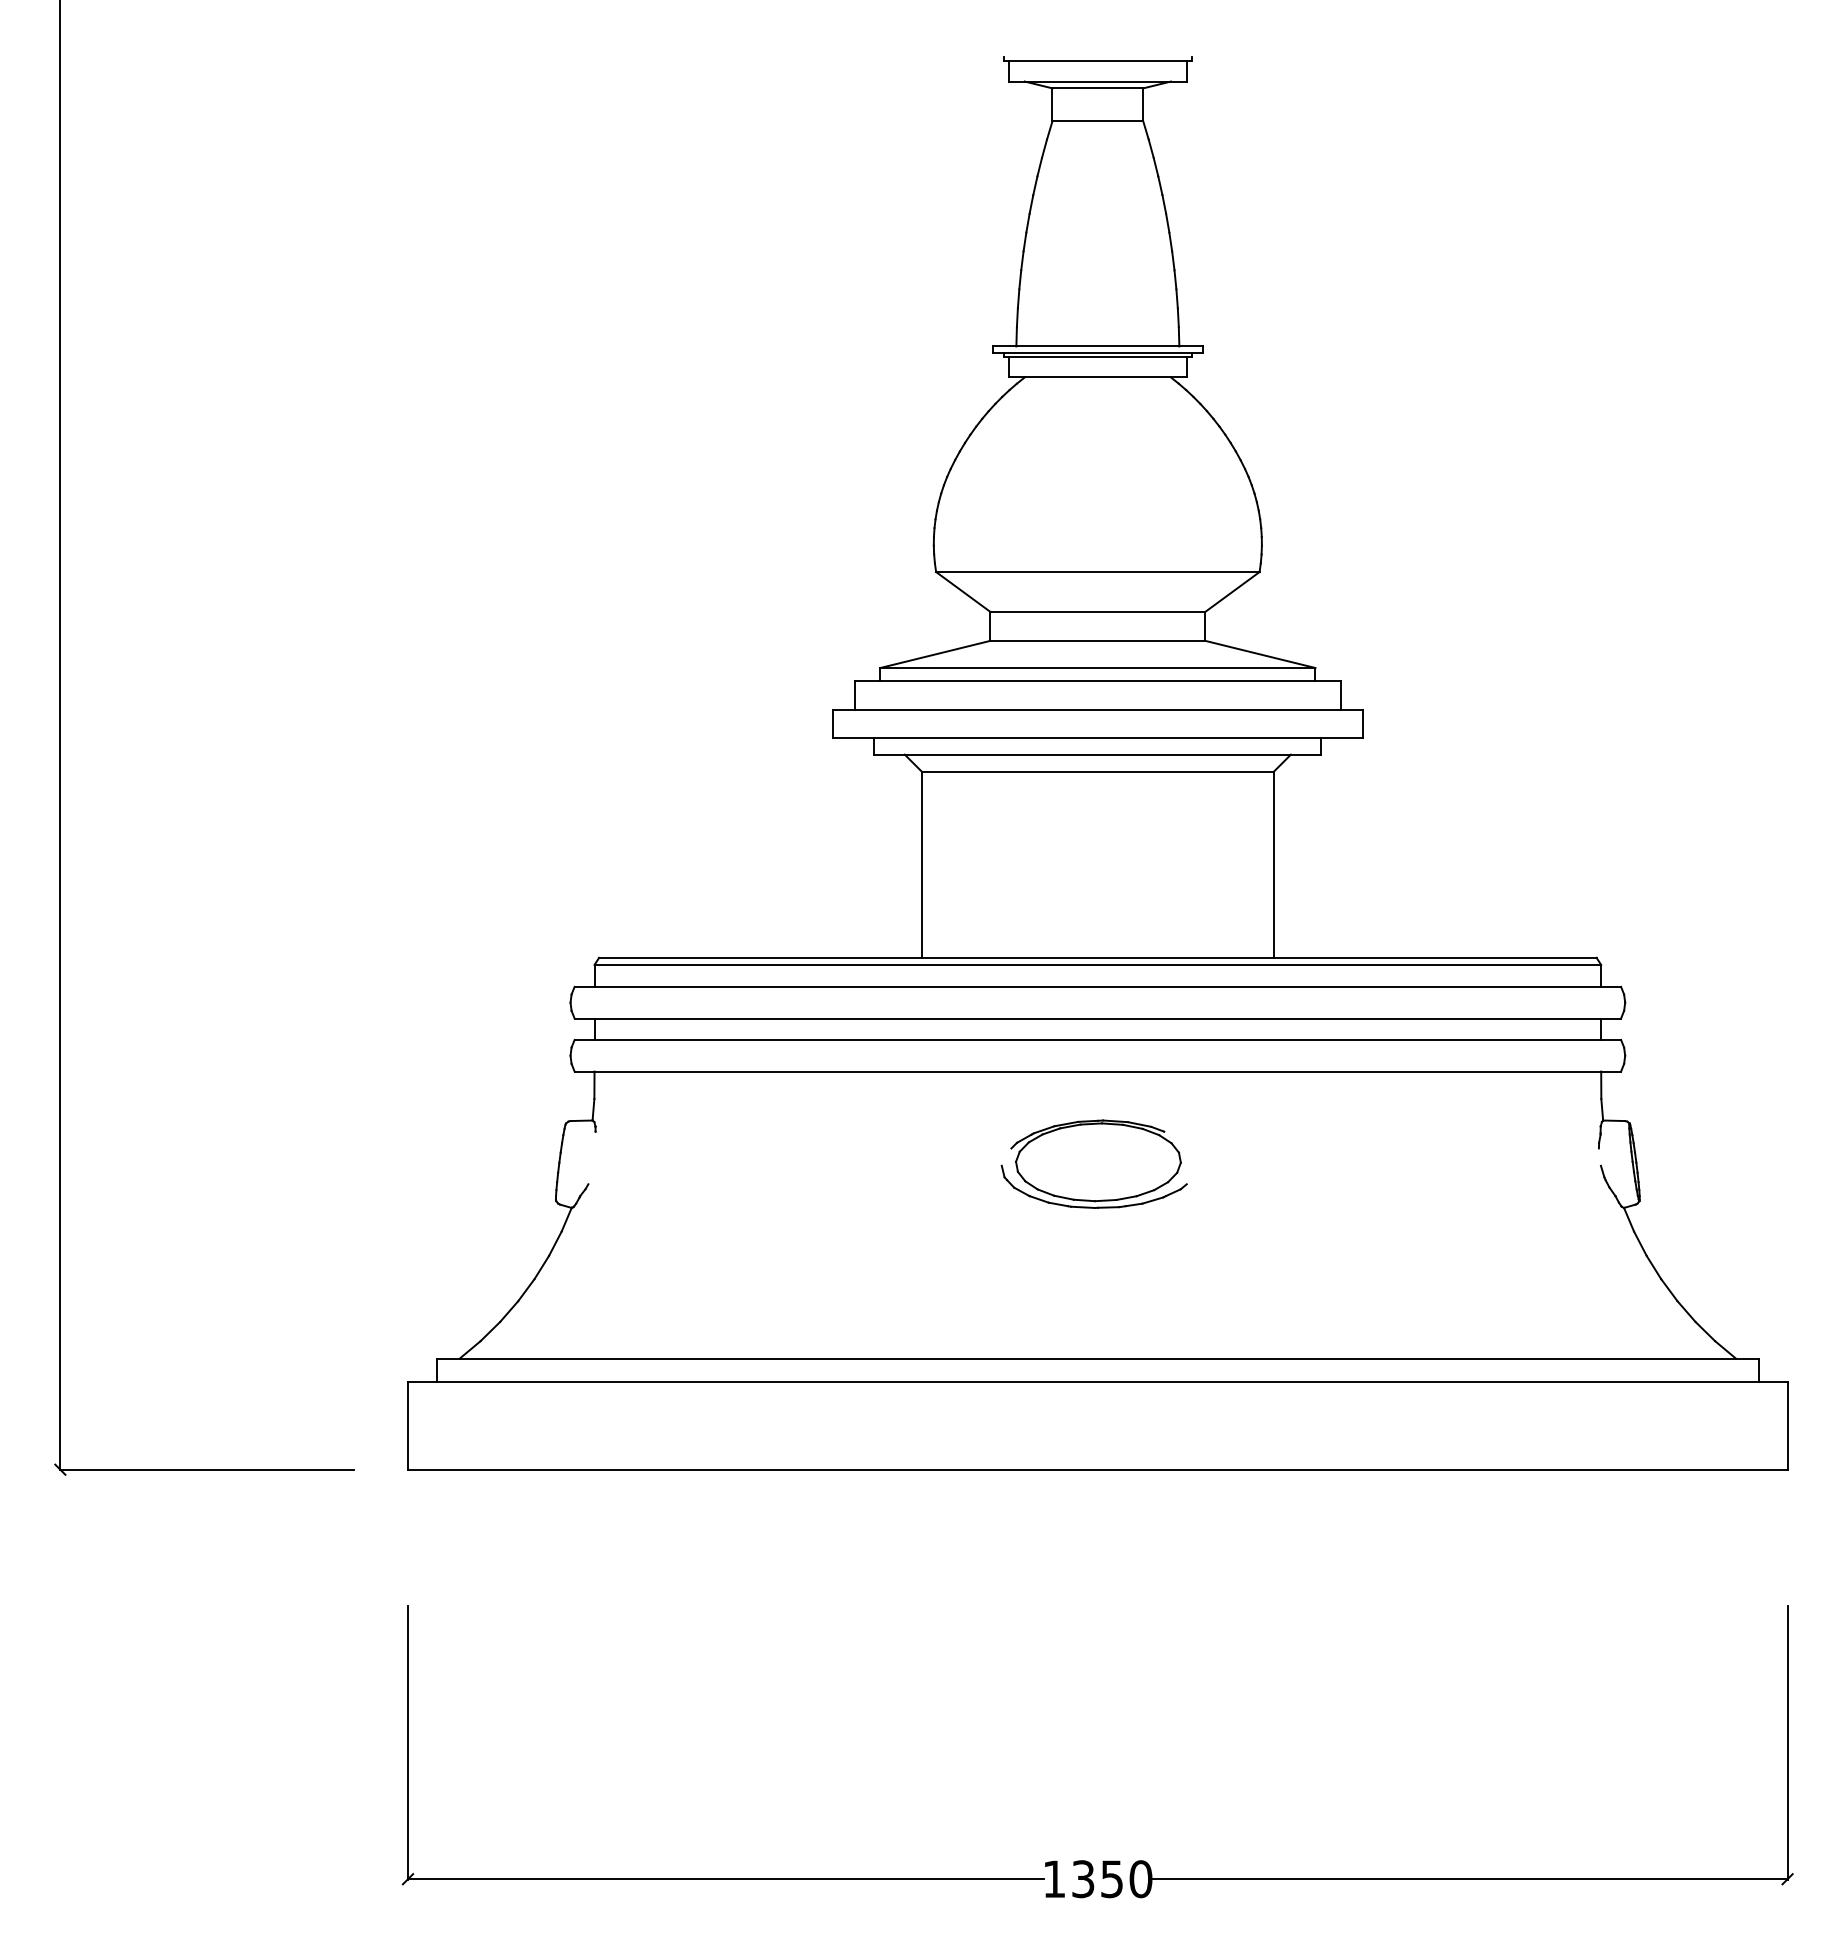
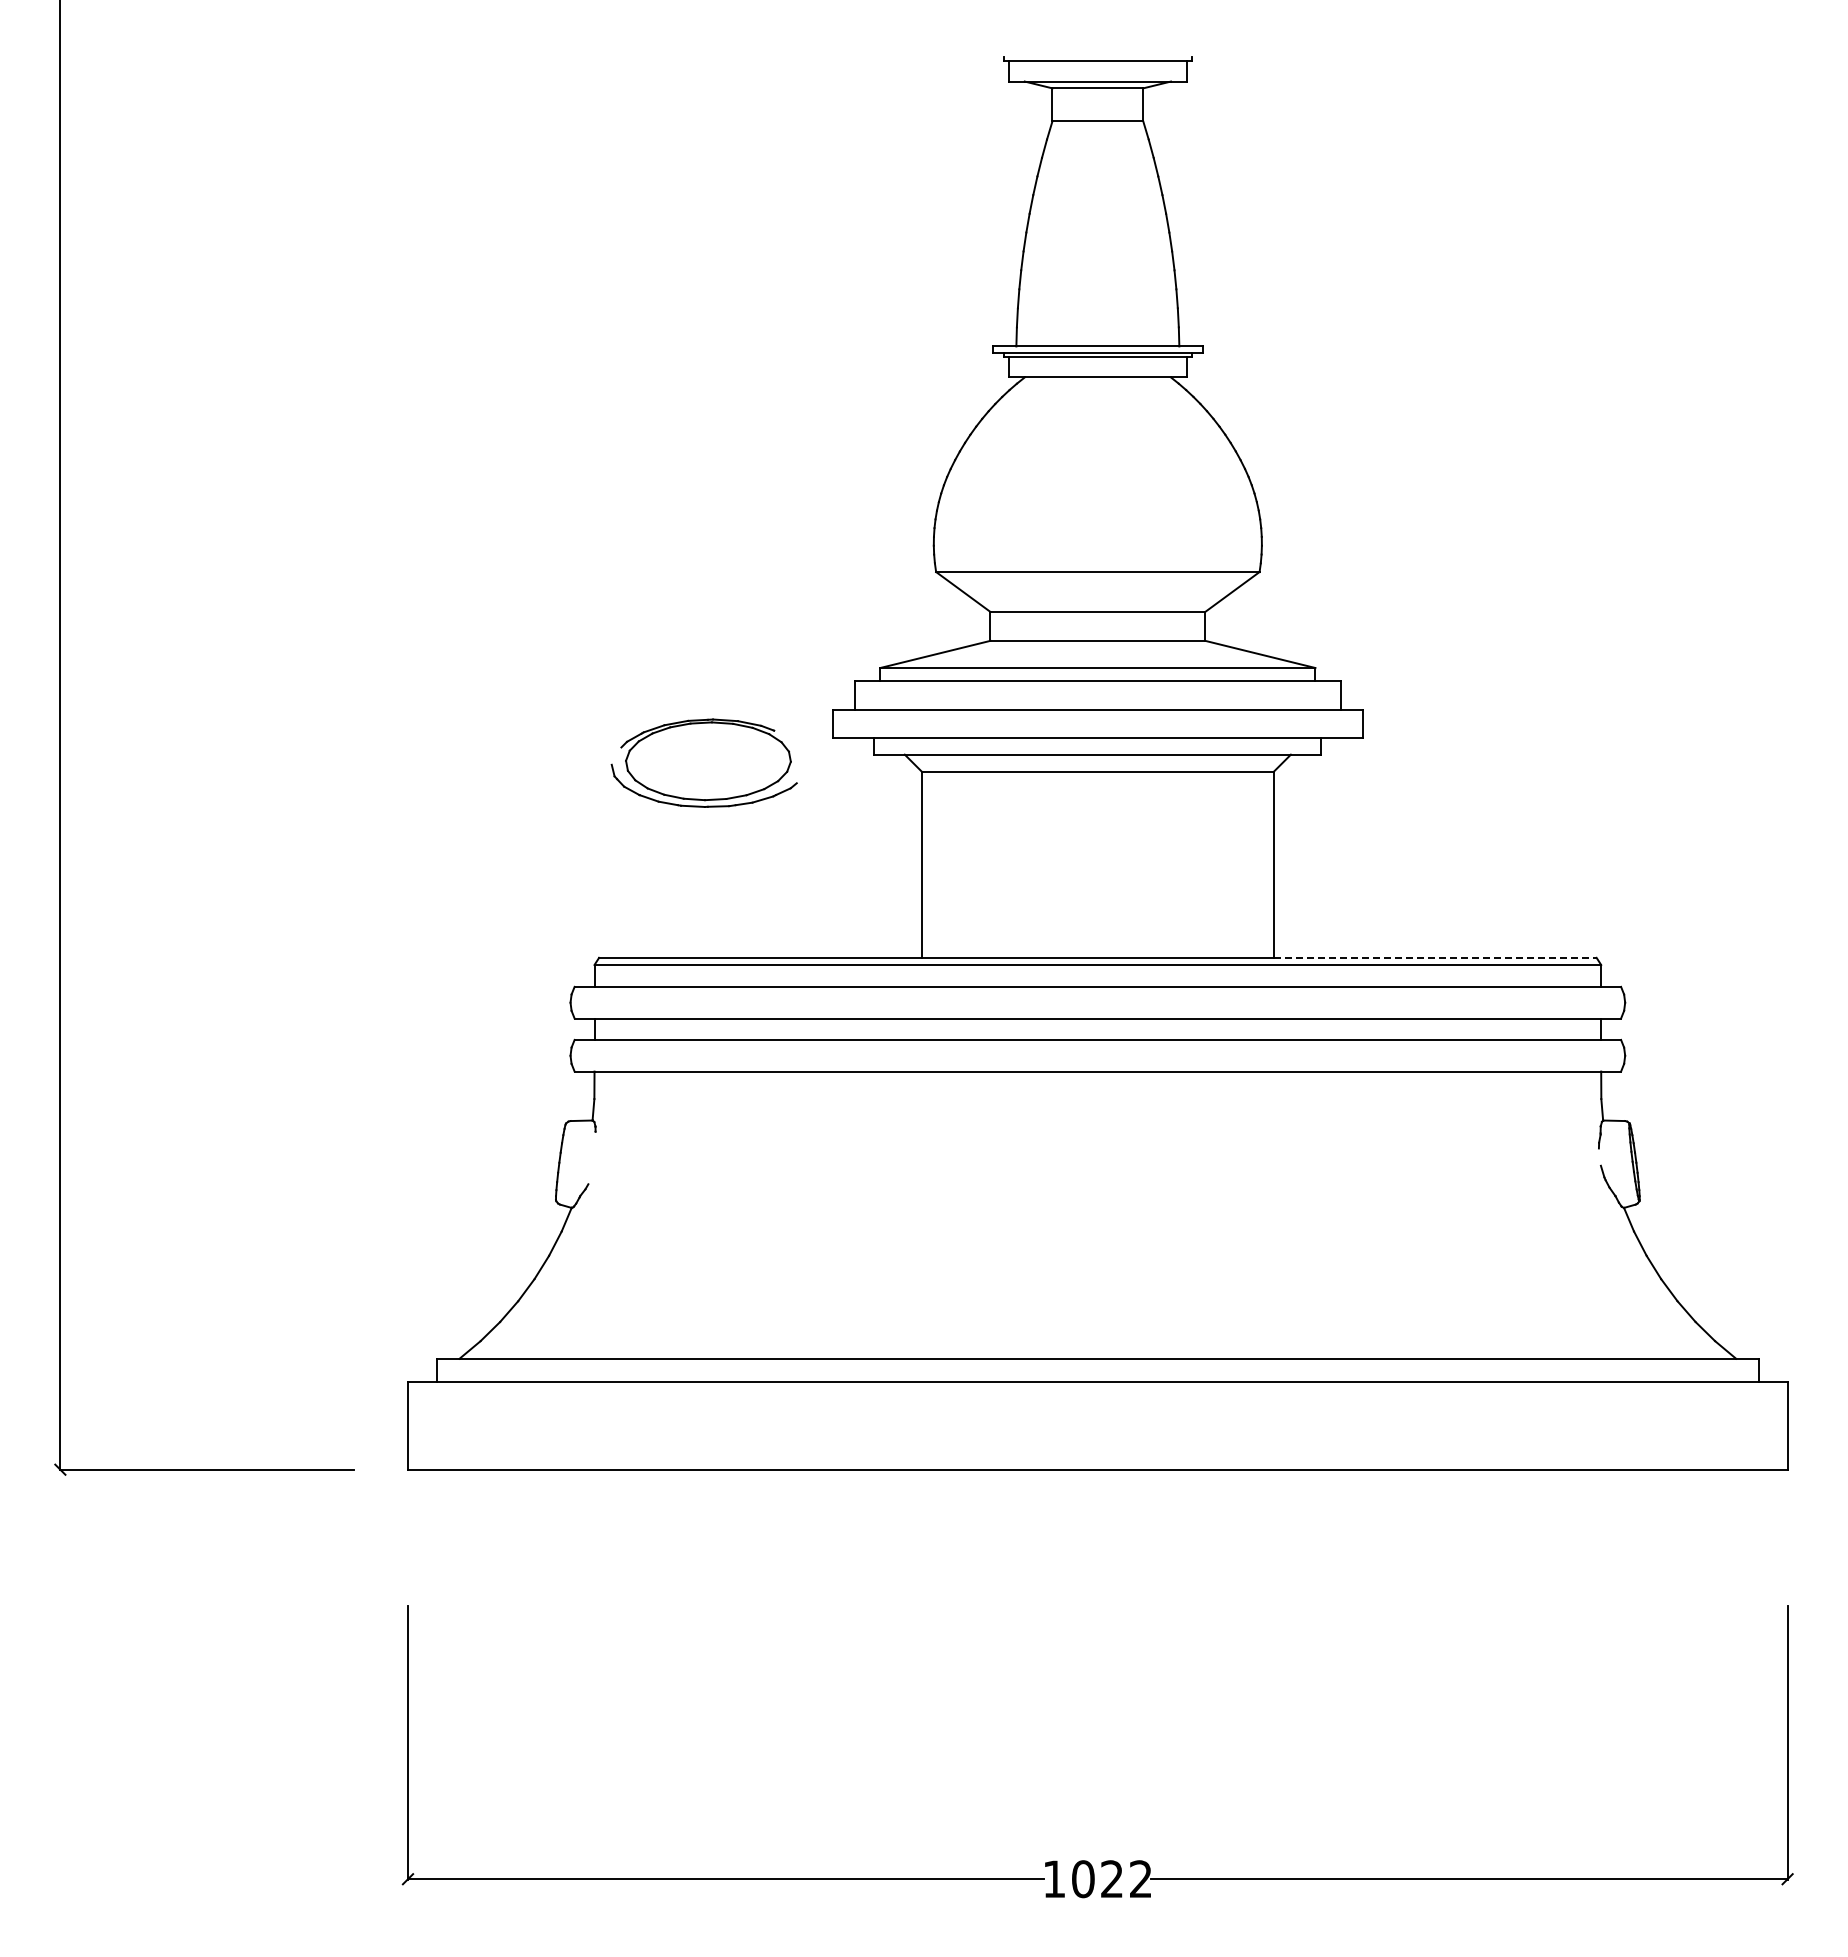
line: solid -> dashed (1435, 957)
part position: (1093, 1163) -> (703, 762) (703, 762)
text: 1350 -> 1022 (1112, 1879)
